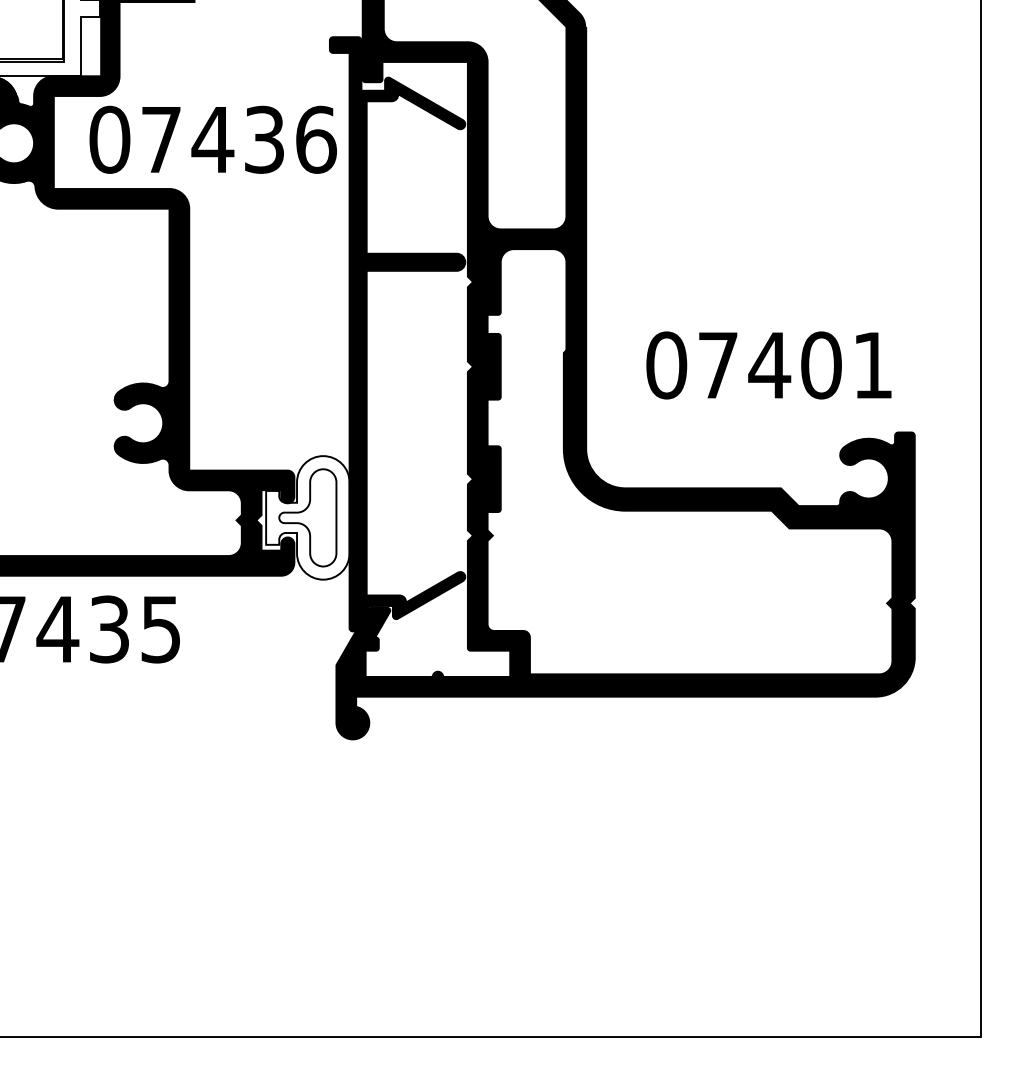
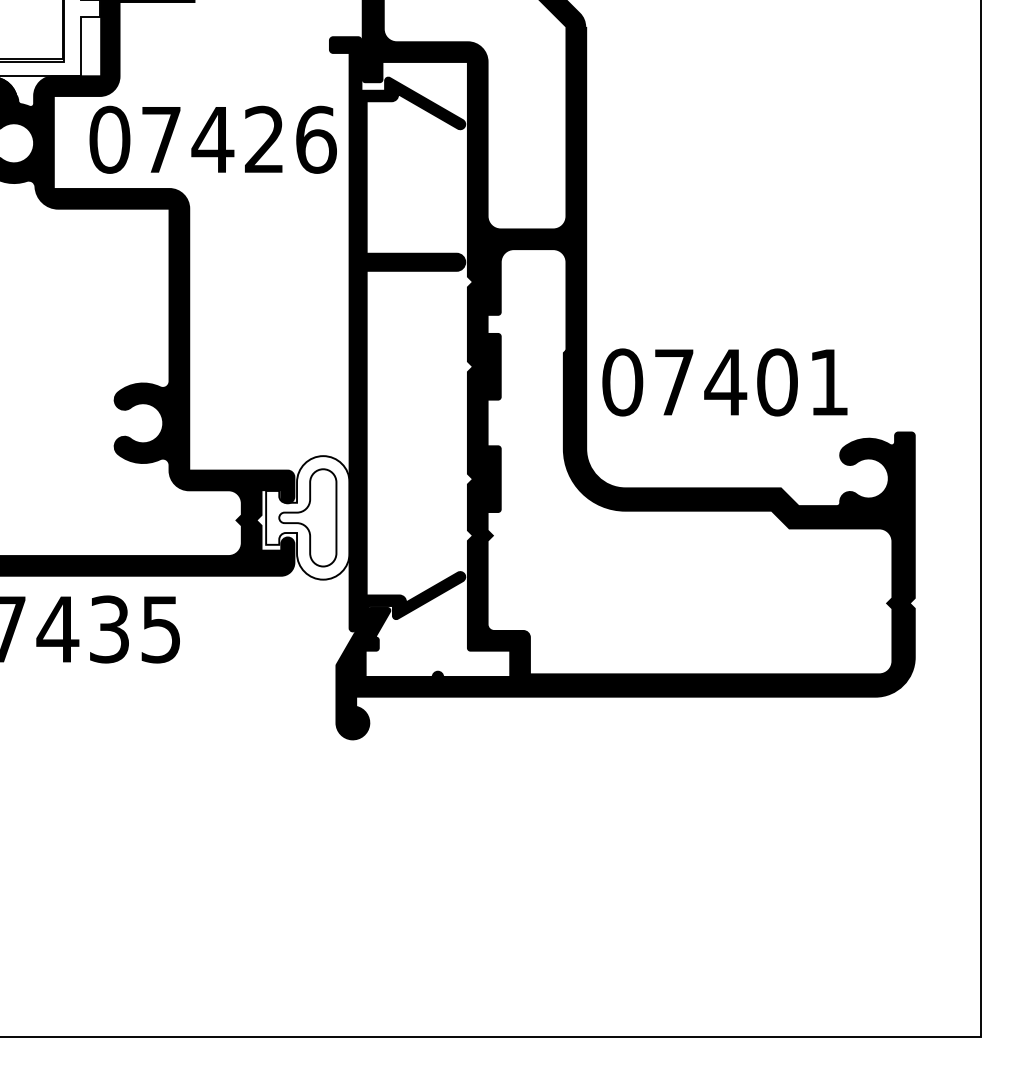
text: 07436 -> 07426 (264, 139)
text position: (768, 365) -> (724, 382) (724, 382)
